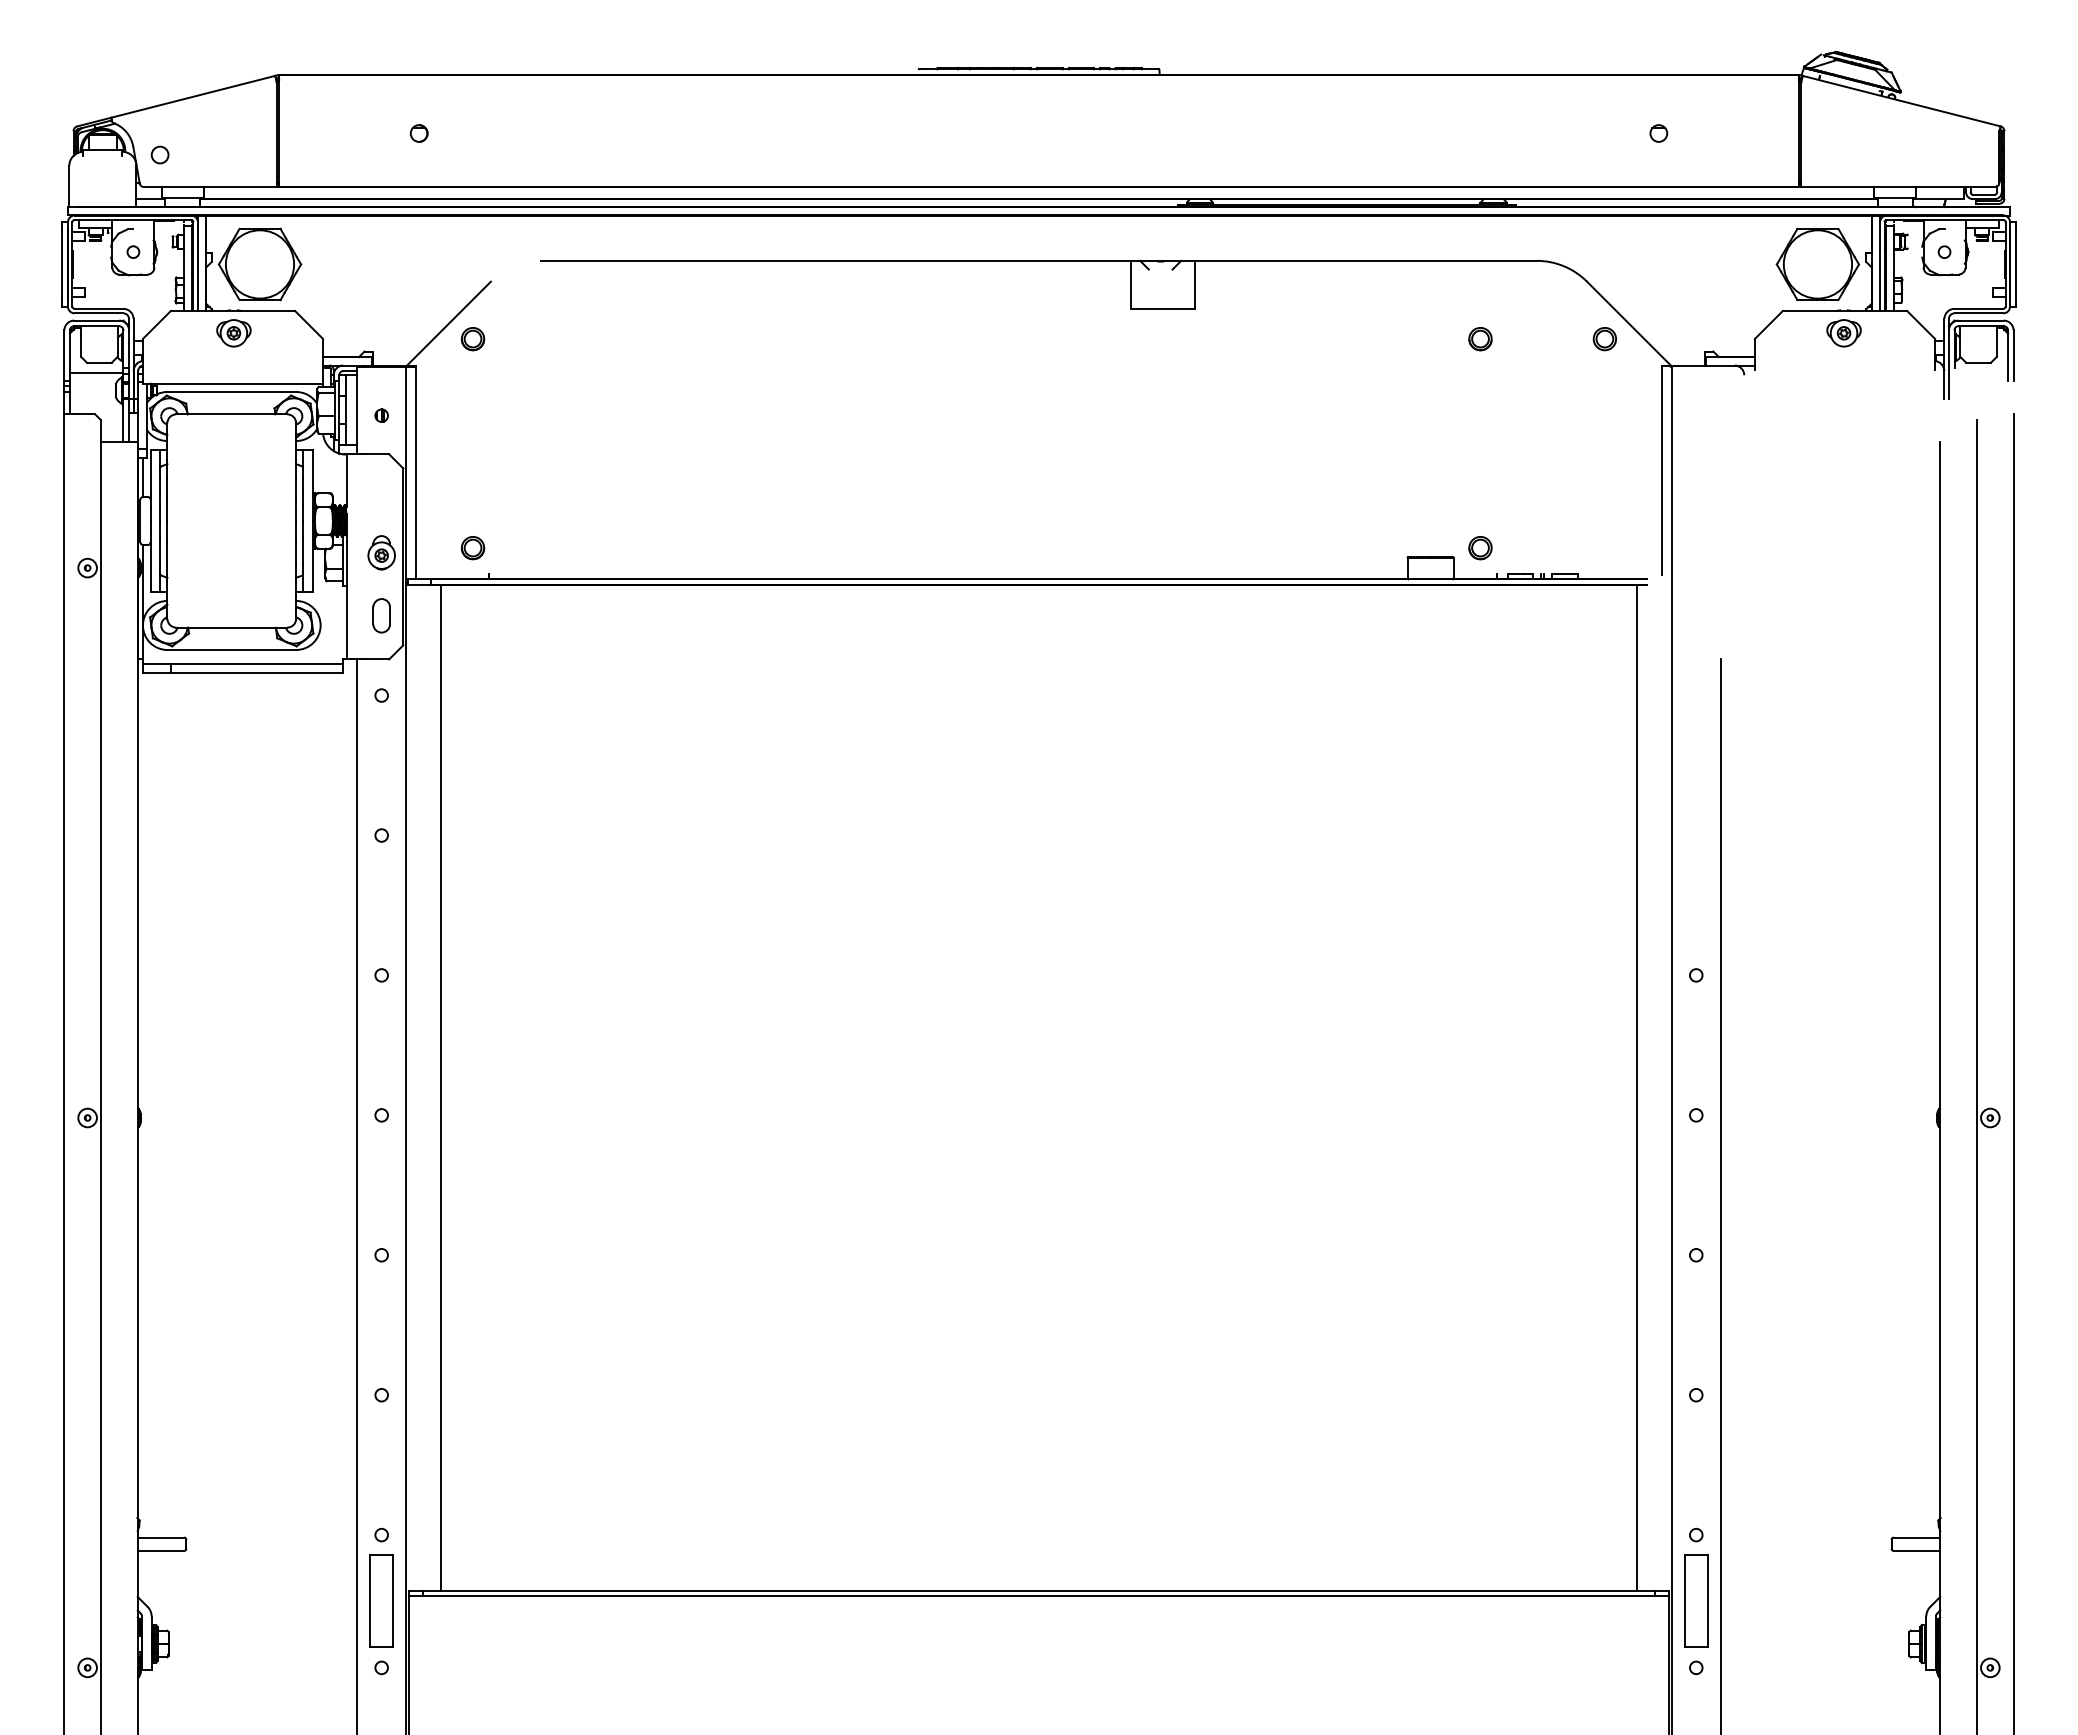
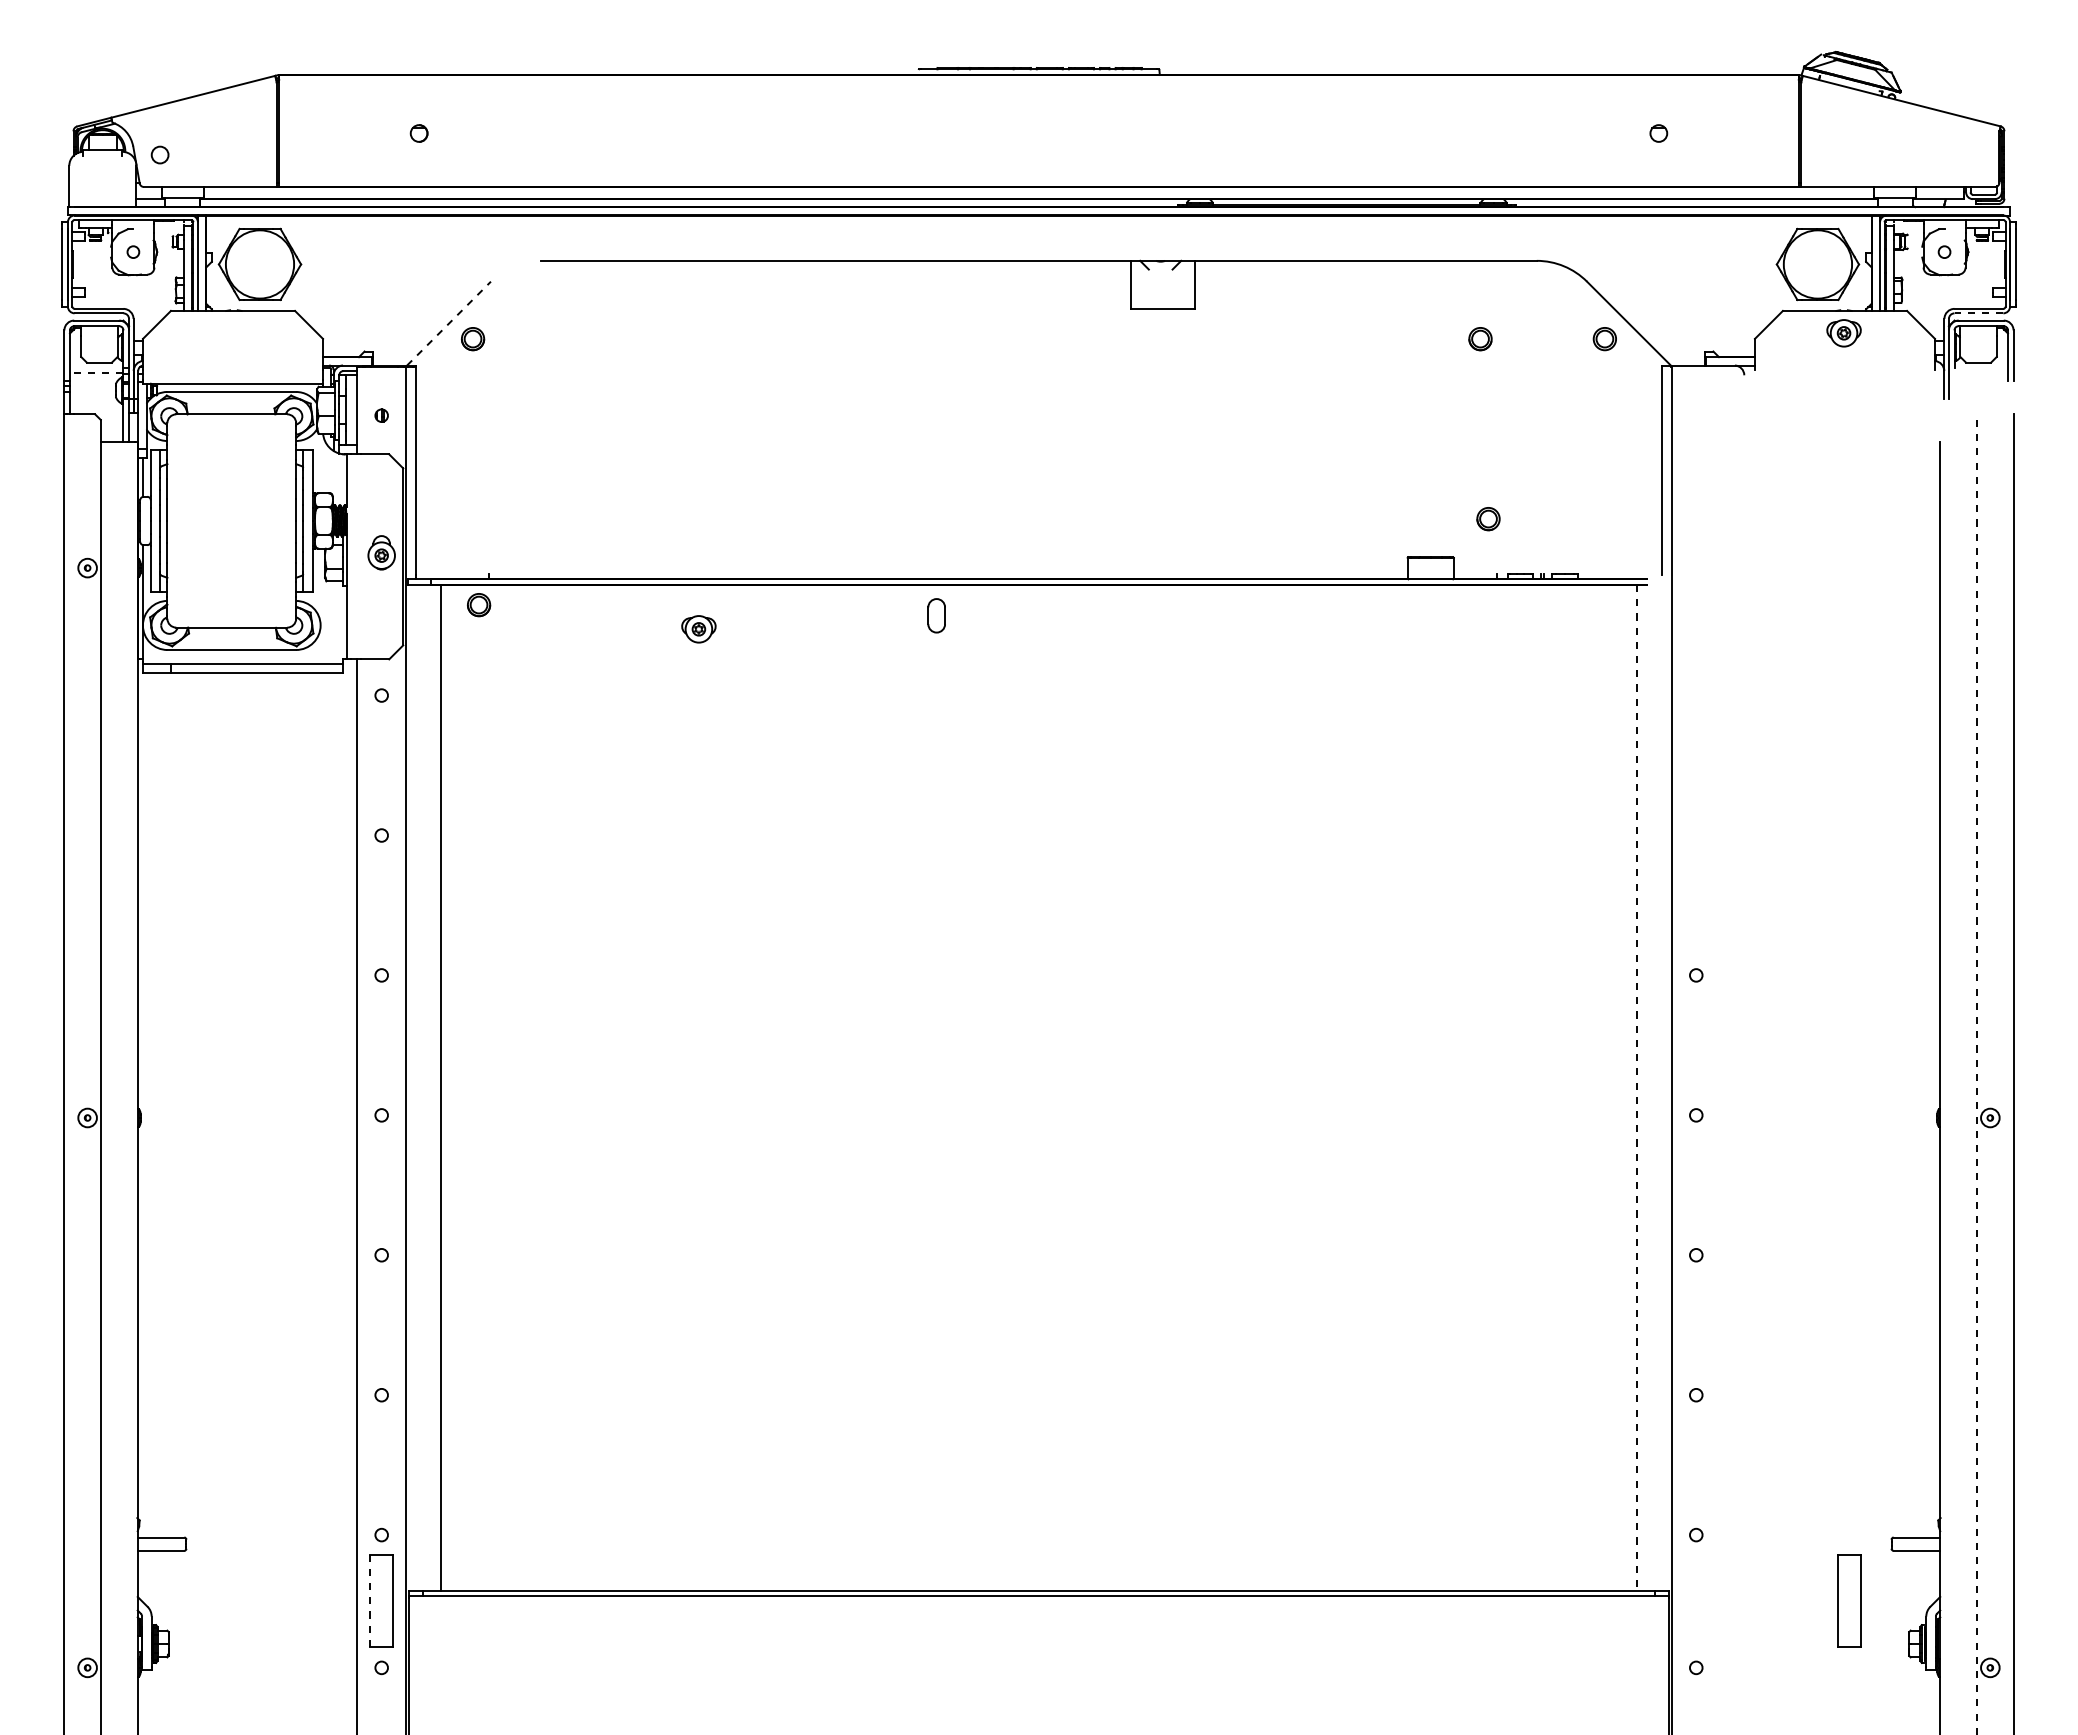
line: solid -> dashed (1978, 313)
line: solid -> dashed (449, 323)
part position: (233, 333) -> (698, 629) (698, 629)
line: solid -> dashed (96, 372)
part position: (473, 548) -> (479, 605) (479, 605)
part position: (1480, 548) -> (1488, 519) (1488, 519)
part position: (381, 615) -> (936, 615) (936, 615)
line: solid -> dashed (1977, 1077)
line: solid -> dashed (1636, 1088)
line: present -> none (1720, 1195)
part position: (1696, 1600) -> (1849, 1600) (1849, 1600)
line: solid -> dashed (370, 1601)
